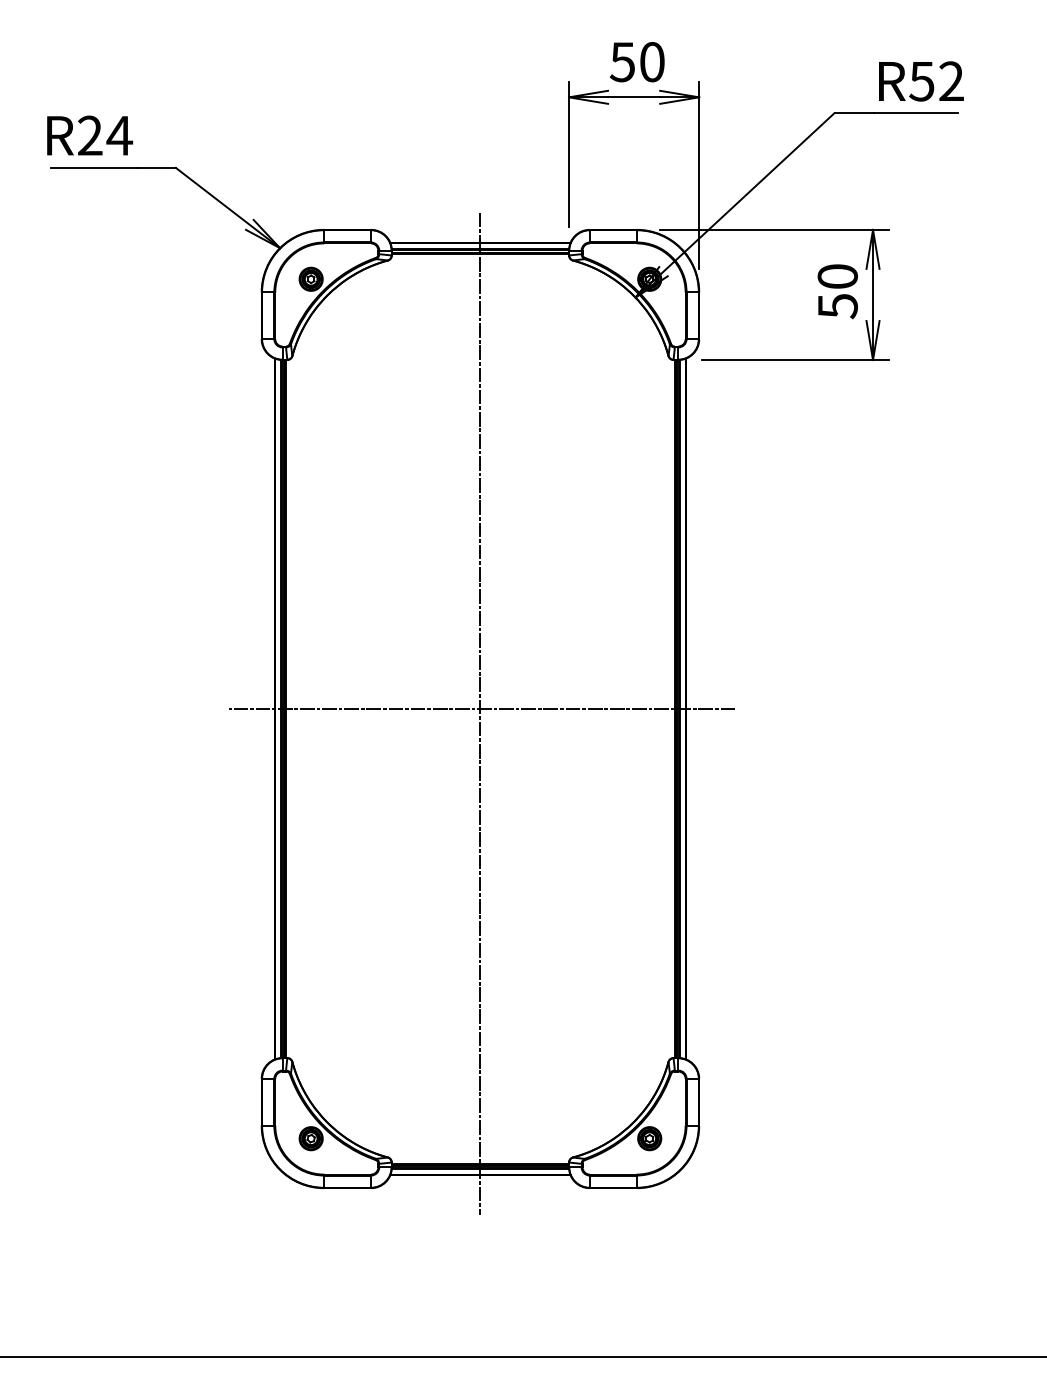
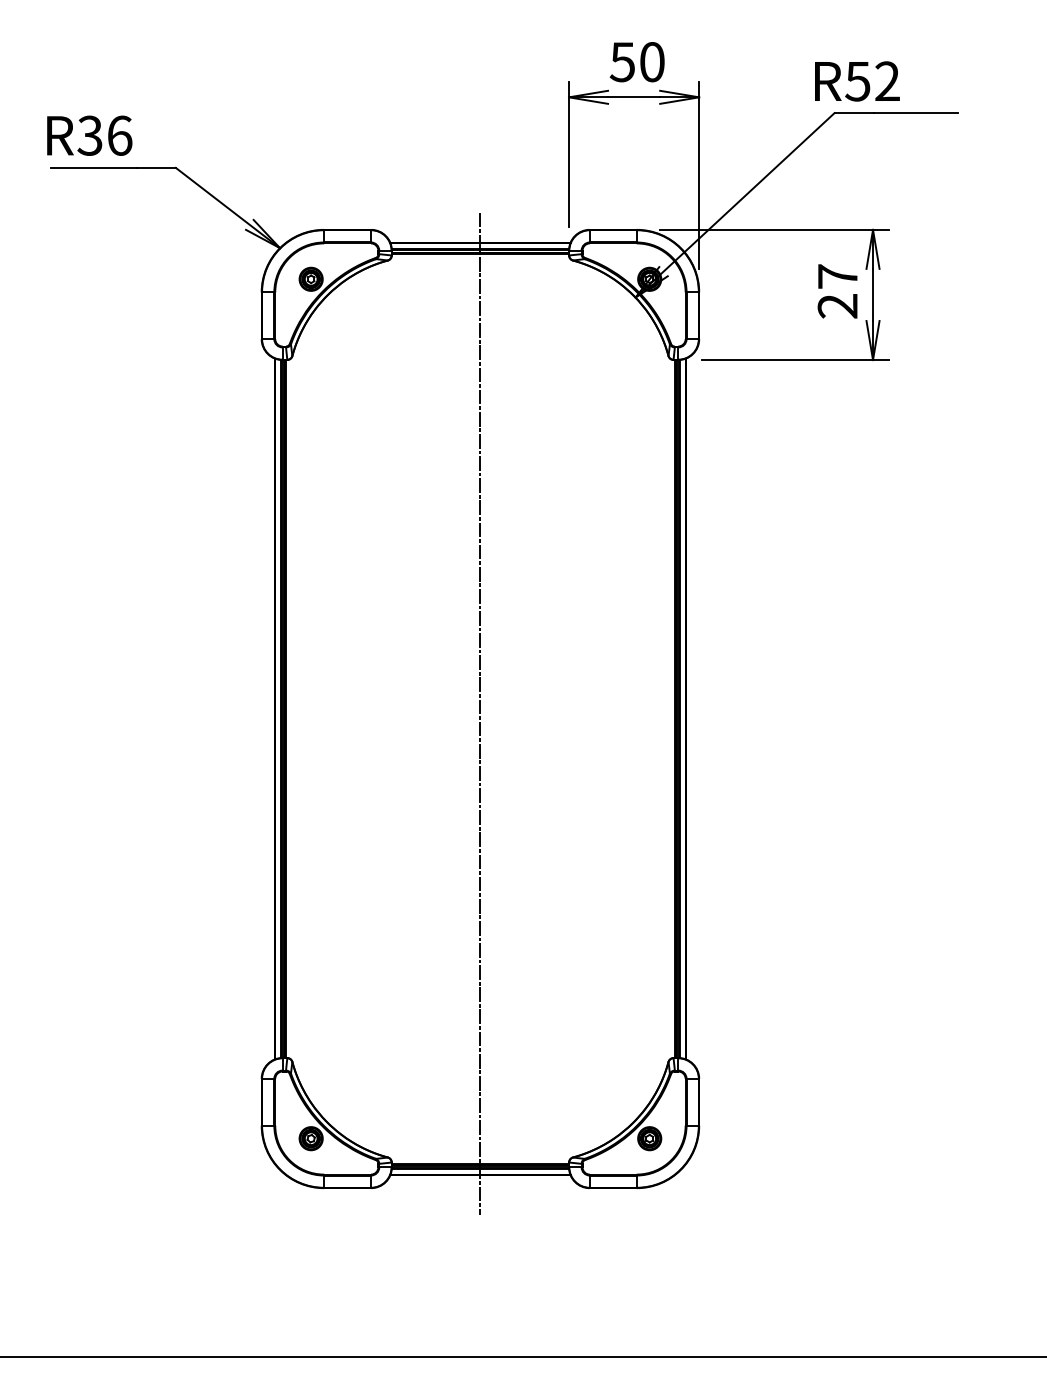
text position: (921, 81) -> (857, 81) (857, 81)
text: R24 -> R36 (105, 135)
text: 50 -> 27 (837, 291)
line: present -> none (481, 709)
